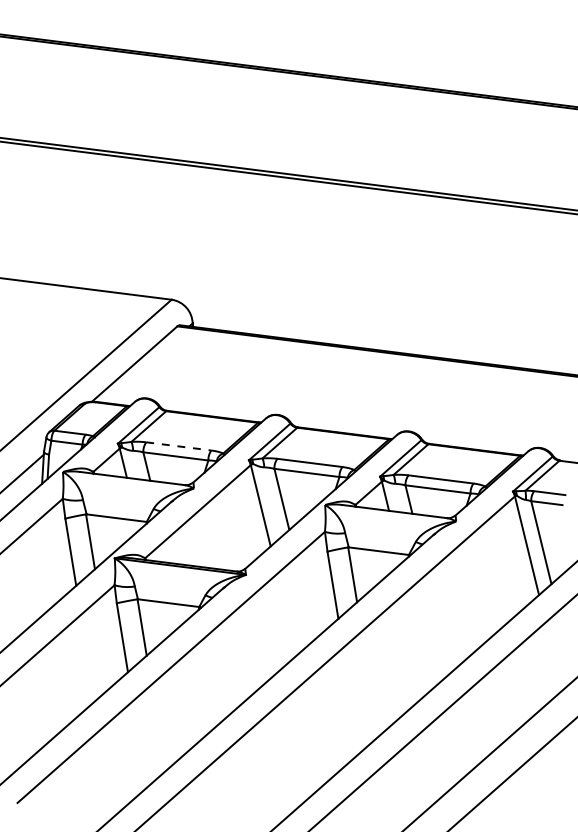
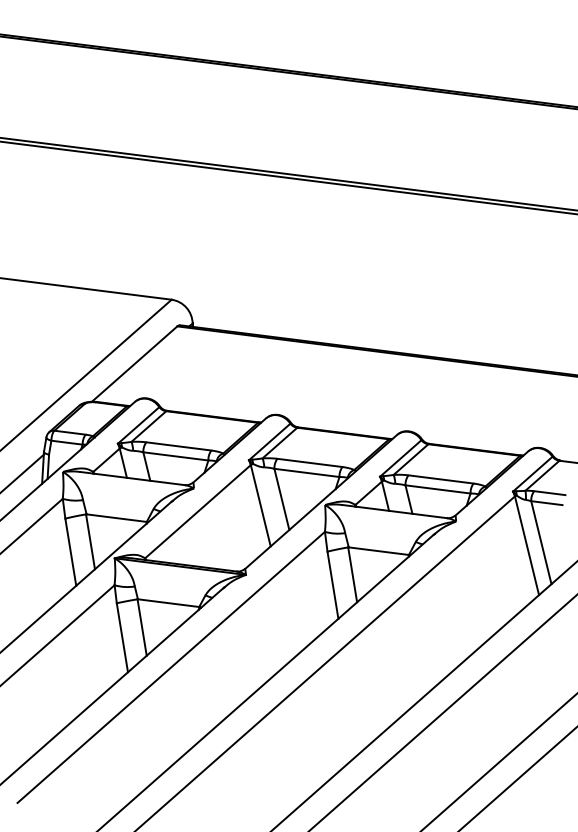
line: dashed -> solid (178, 446)
line position: (489, 753) -> (499, 762) (499, 762)
line position: (512, 773) -> (517, 778) (517, 778)
